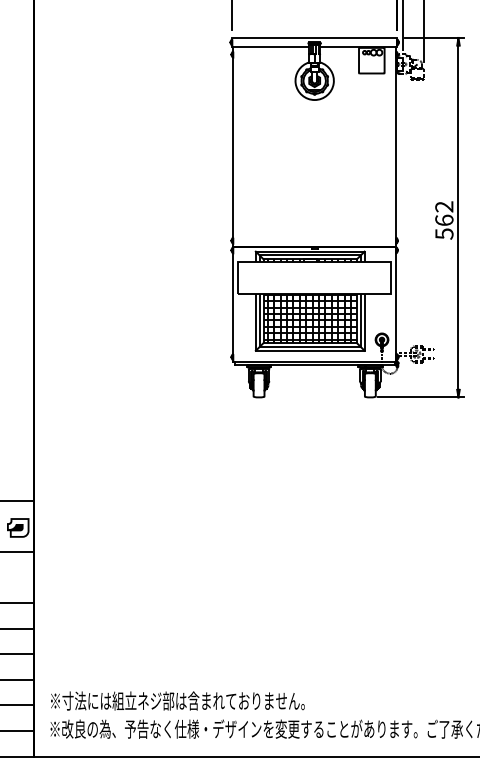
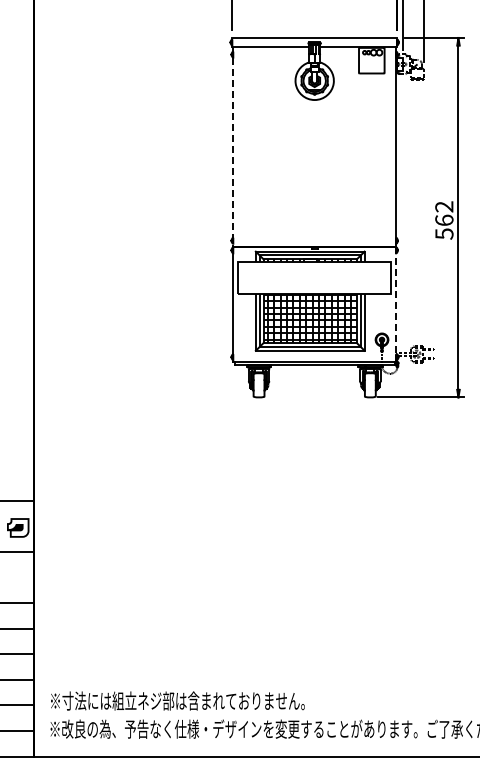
line: solid -> dashed (233, 146)
line: solid -> dashed (396, 304)
